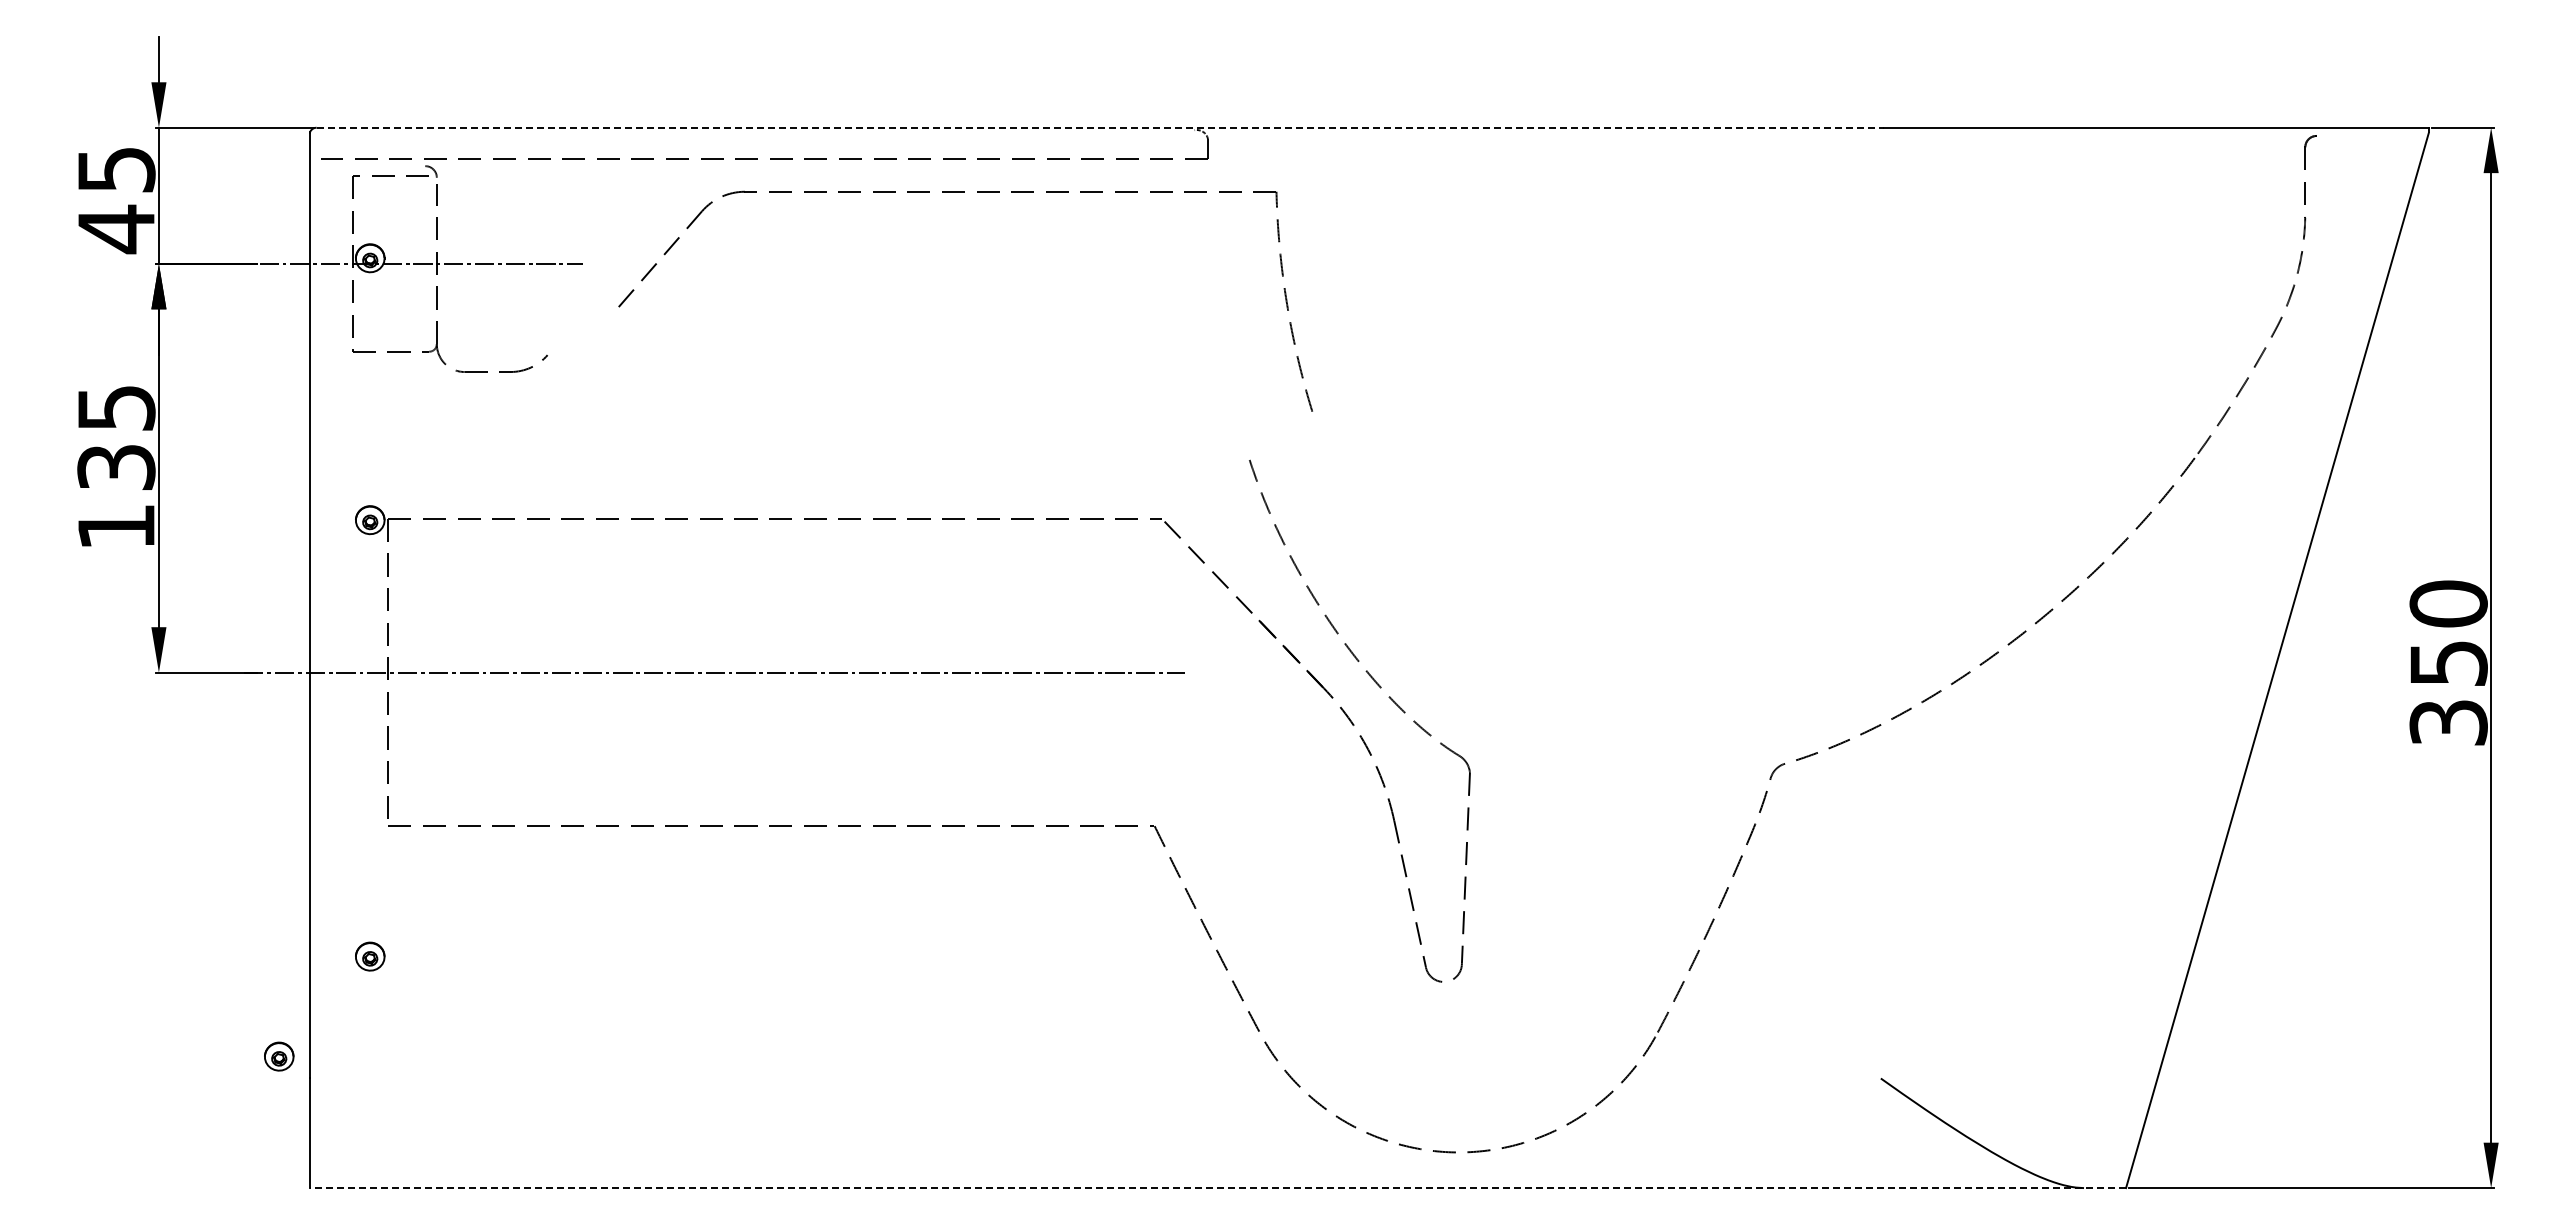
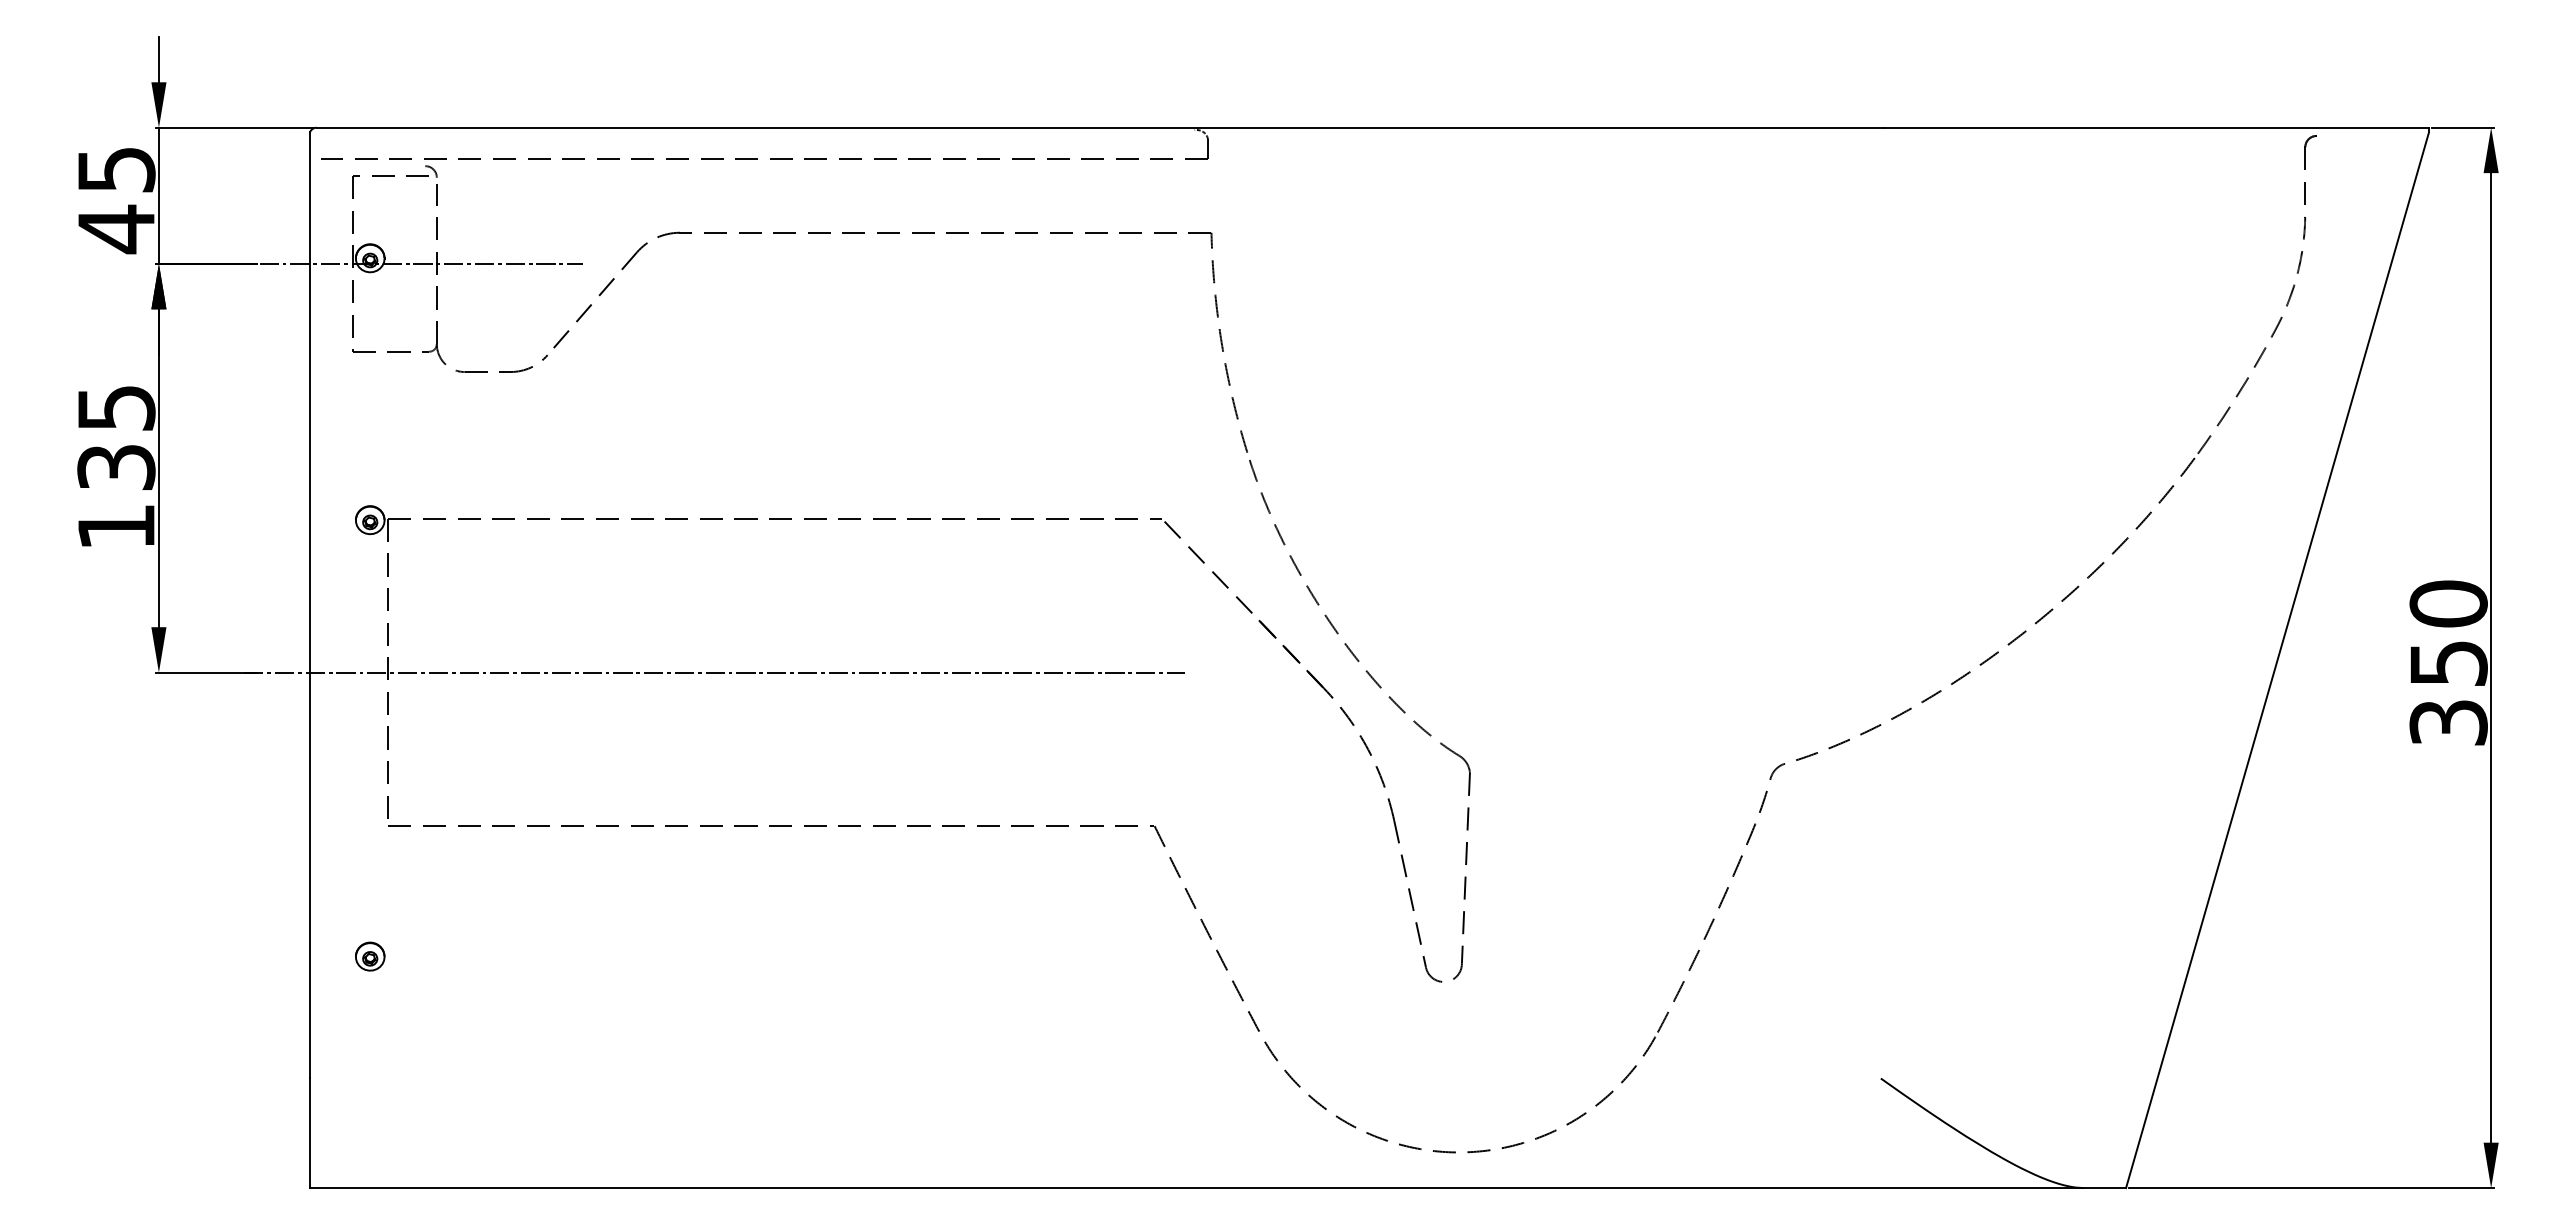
line: dashed -> solid (1100, 127)
part position: (964, 192) -> (899, 233) (899, 233)
part: present -> none (279, 1056)
line: dashed -> solid (1217, 1188)
